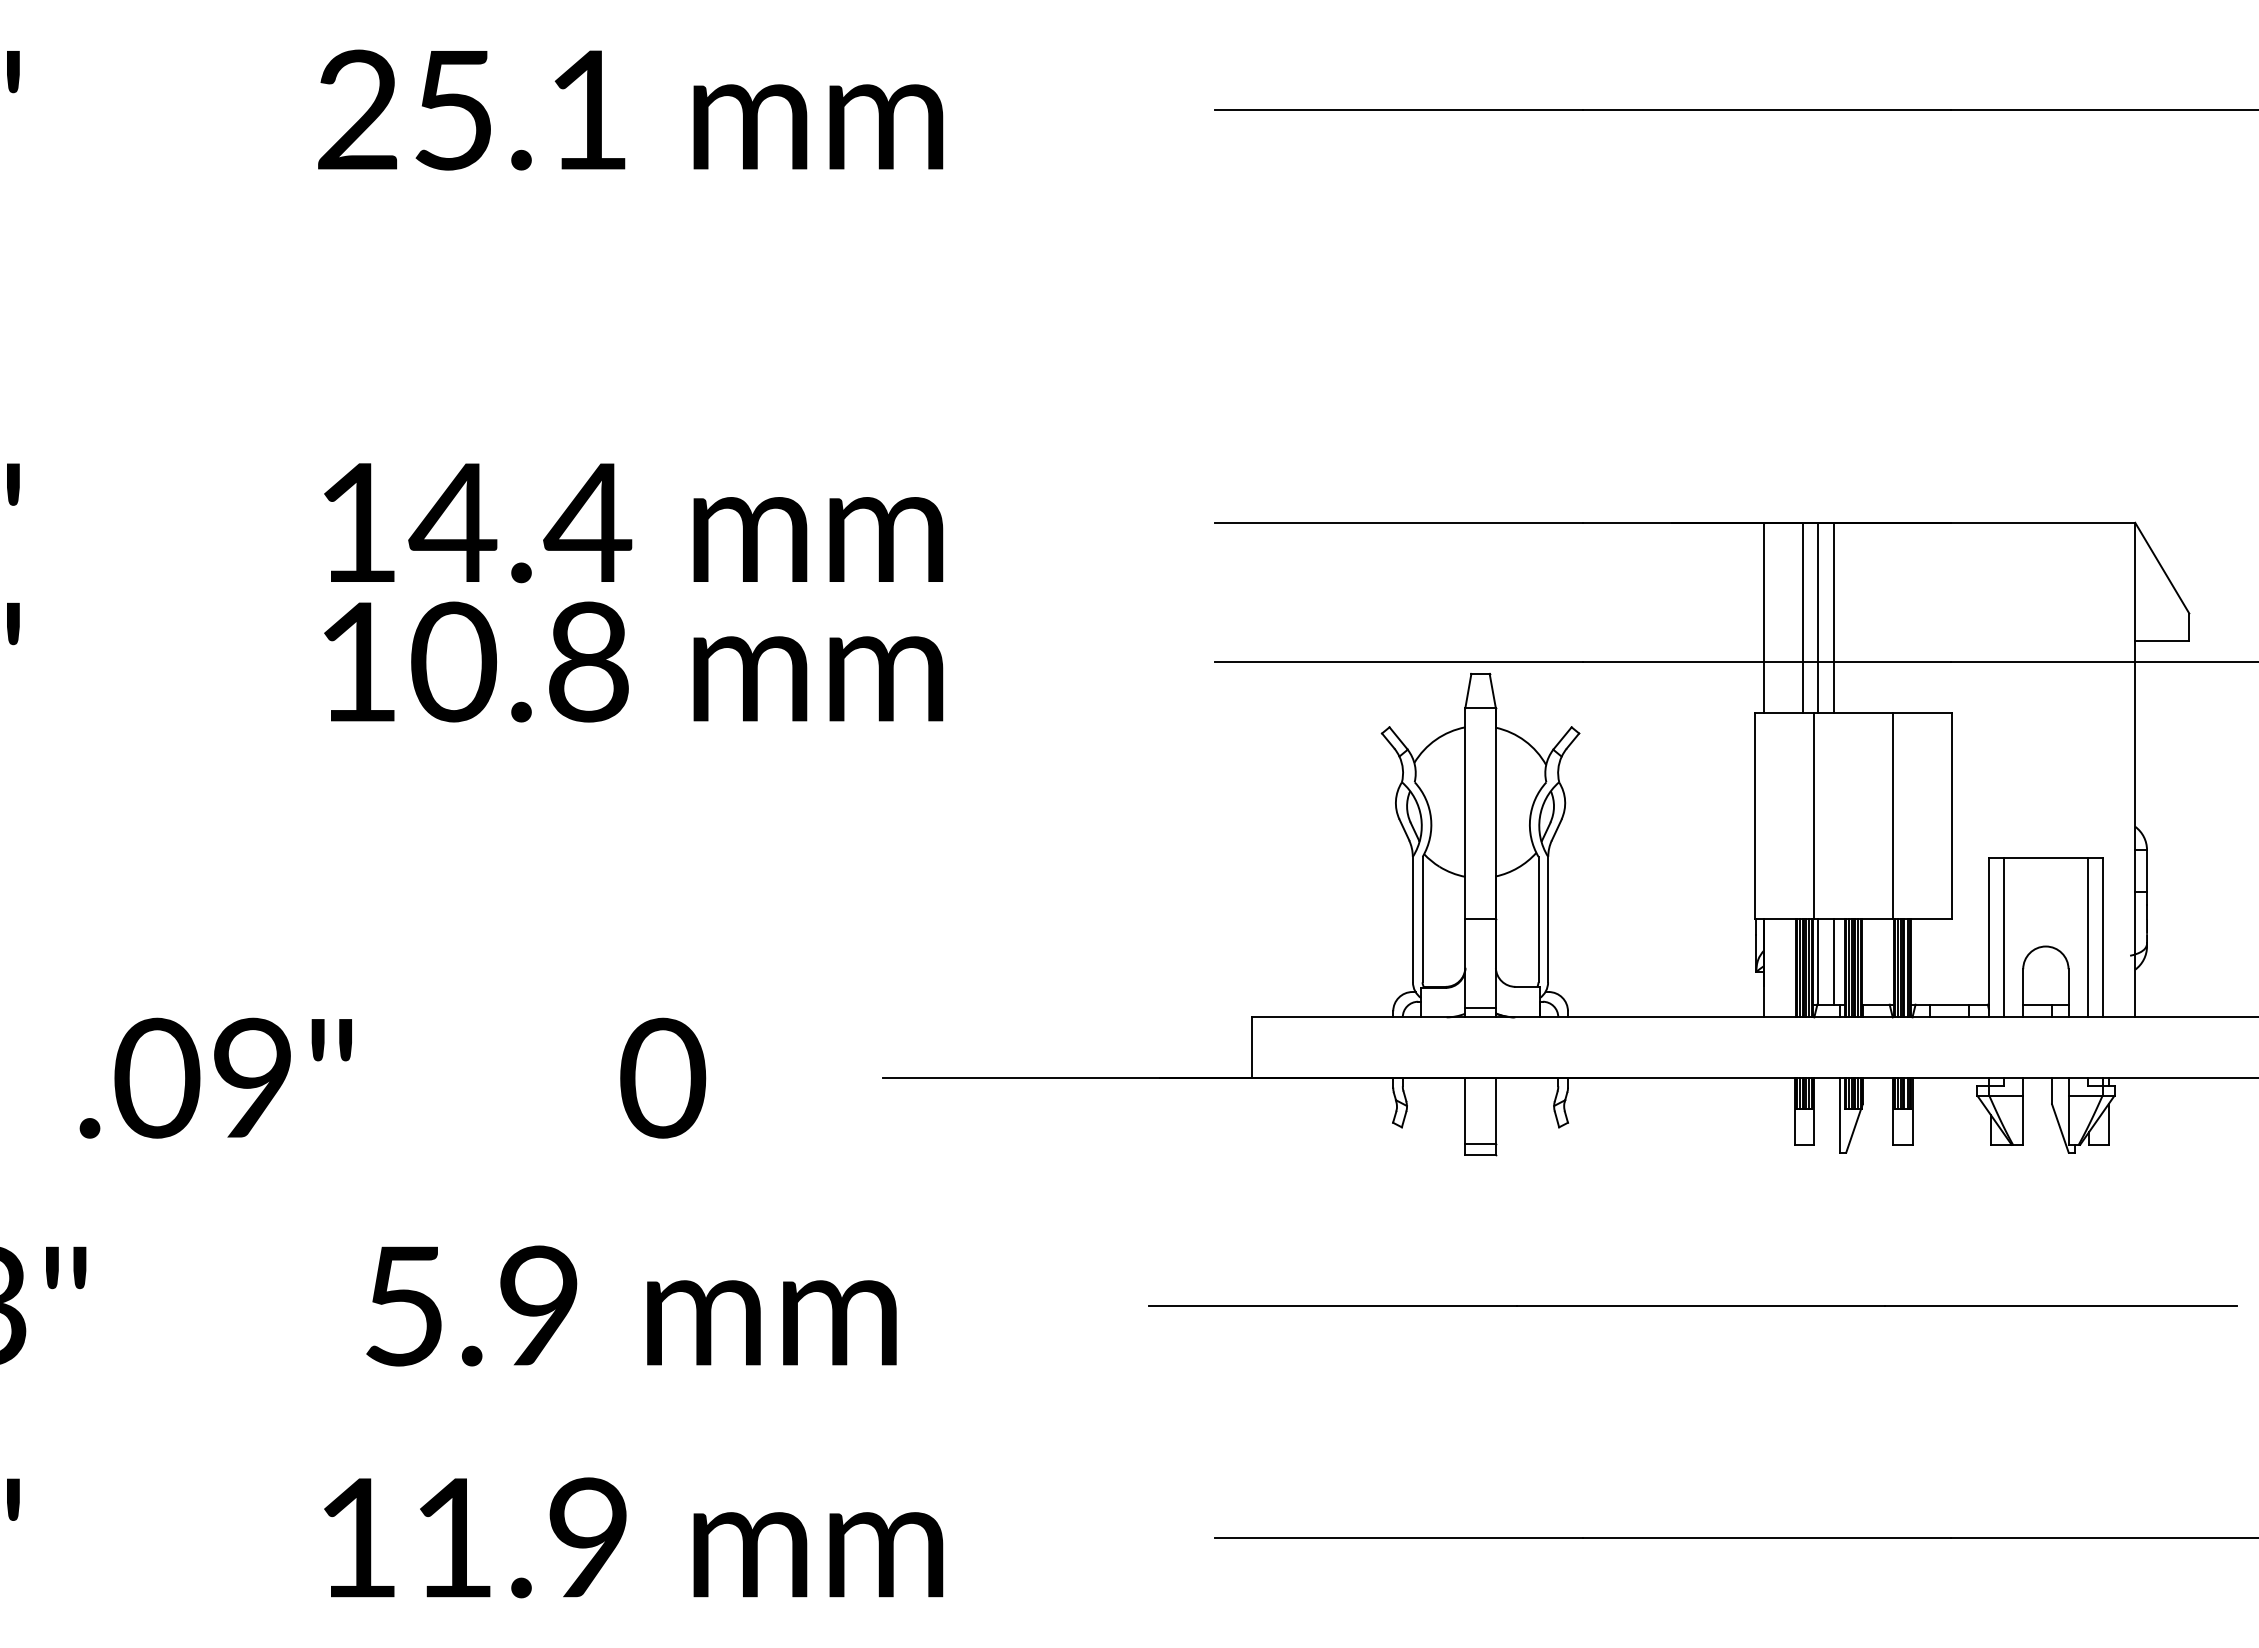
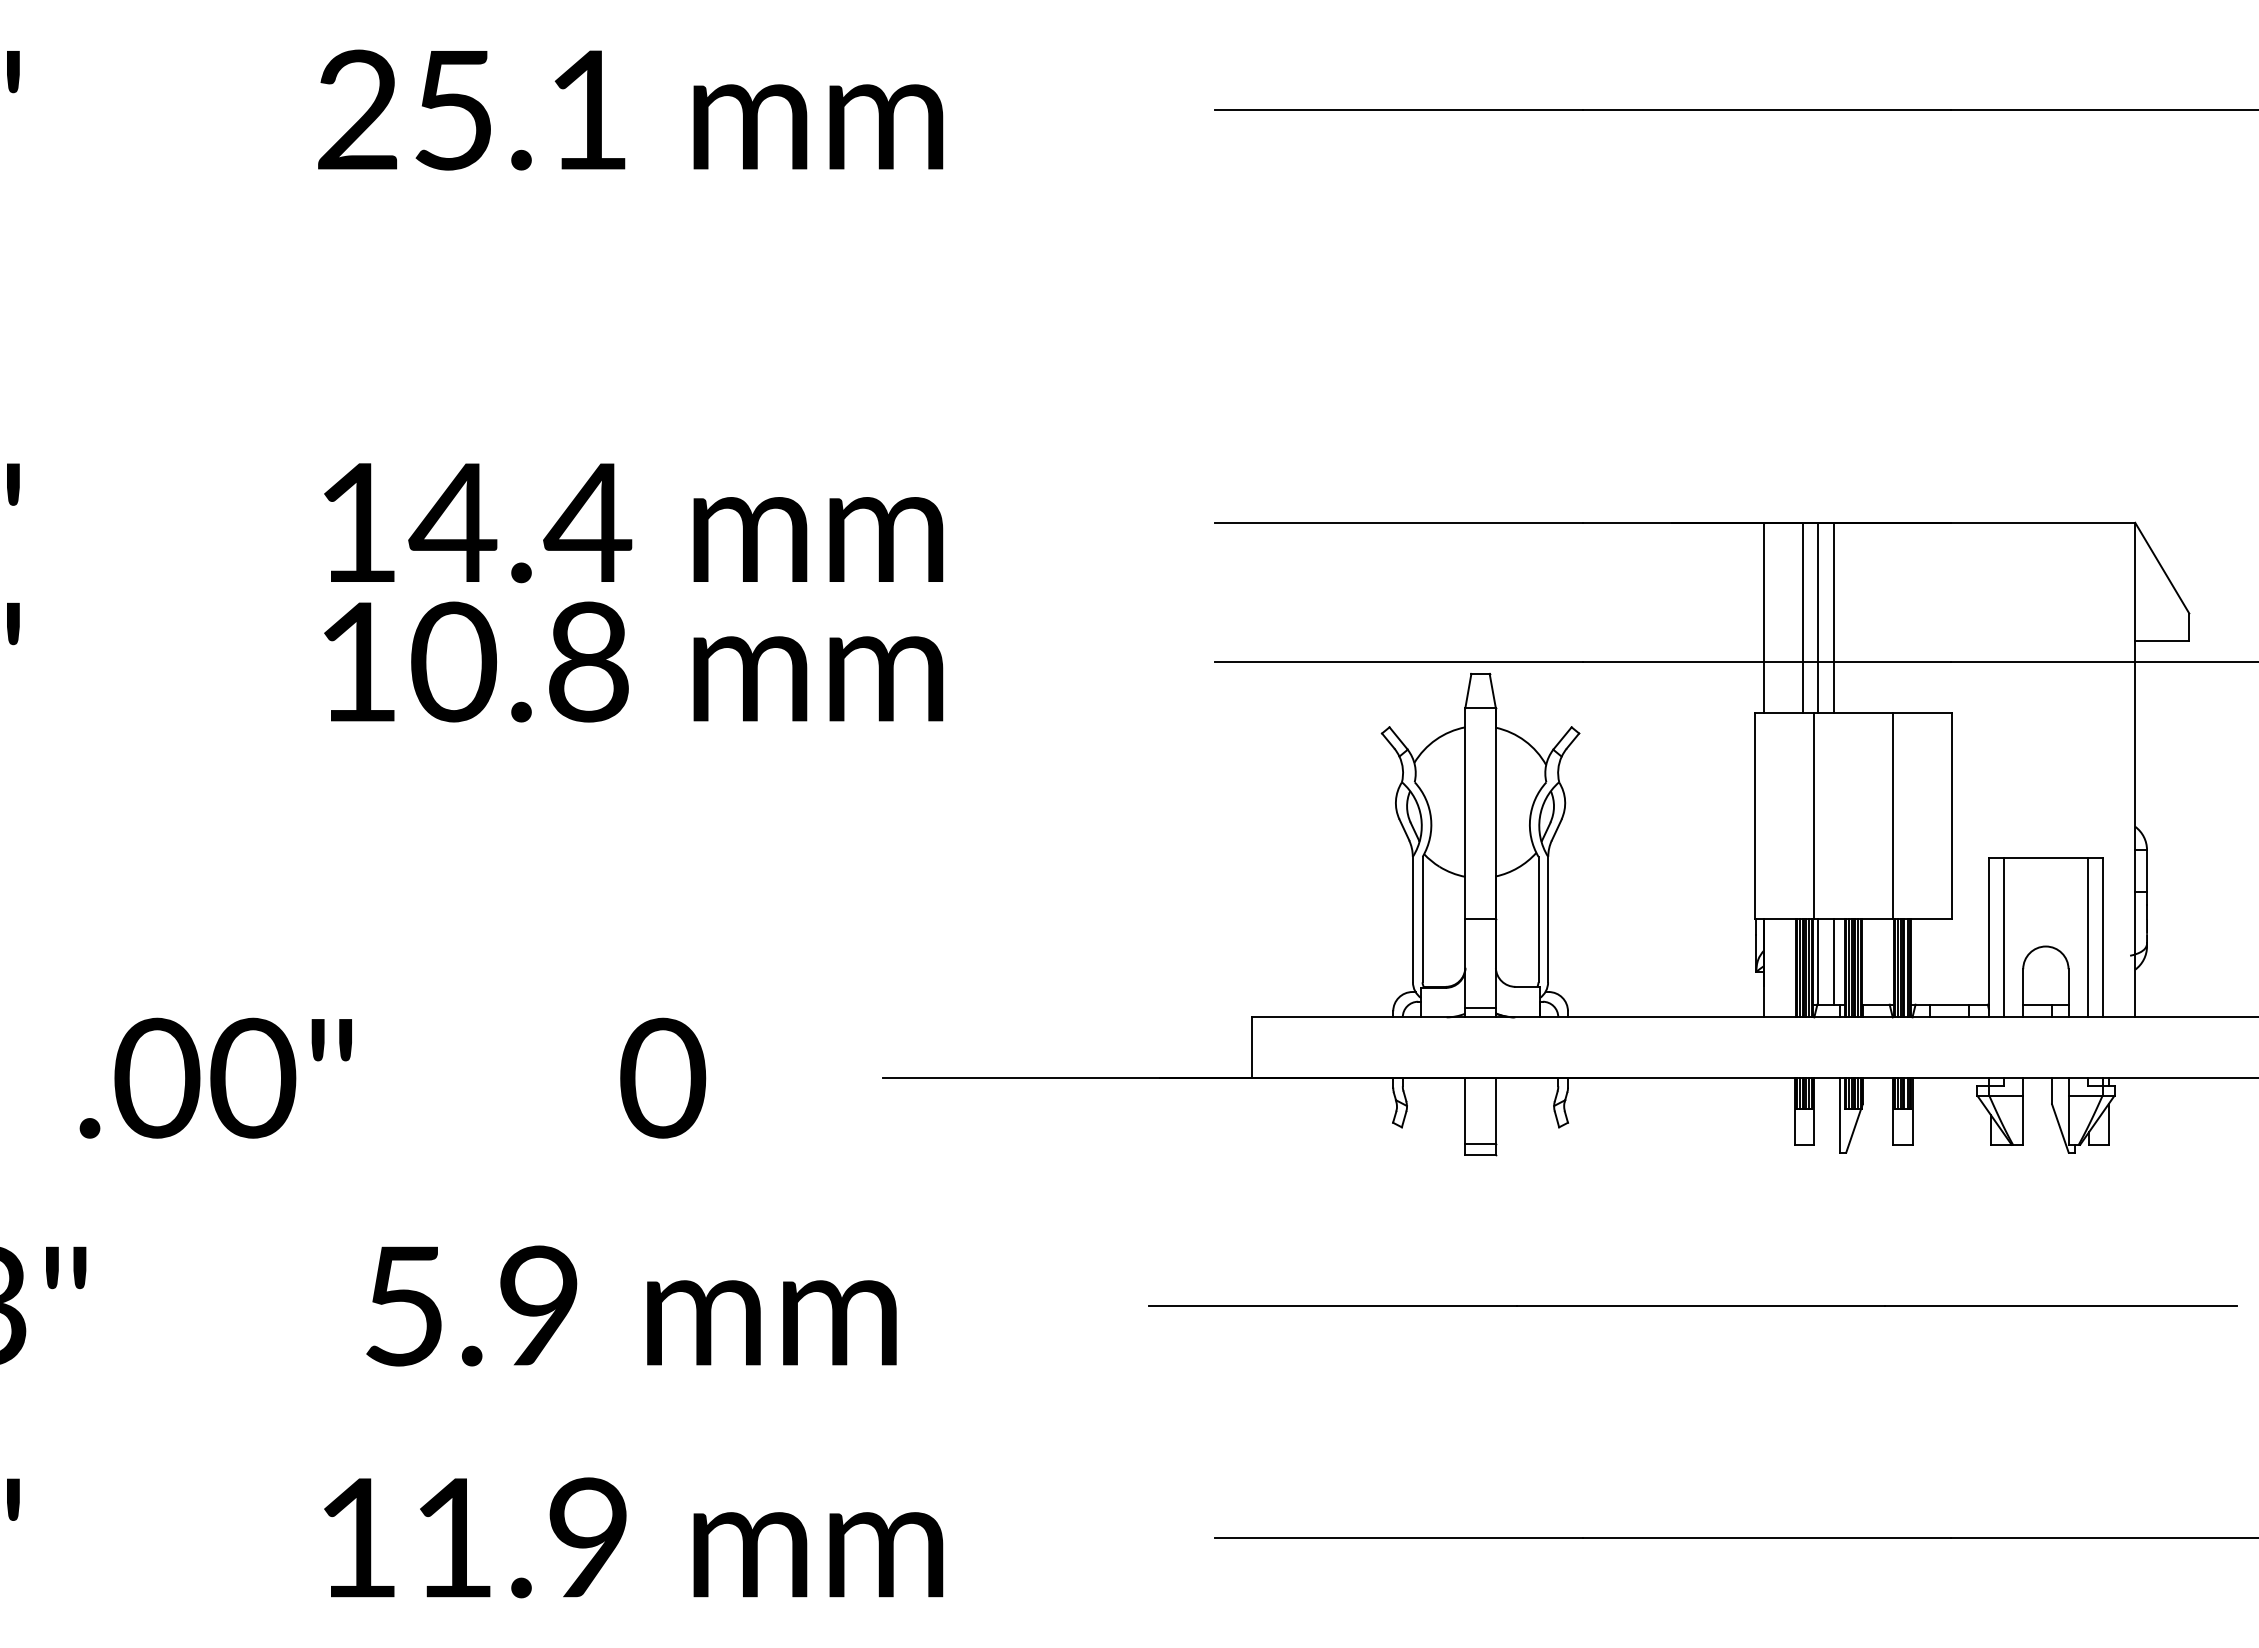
text: .09" -> .00" (253, 1078)
